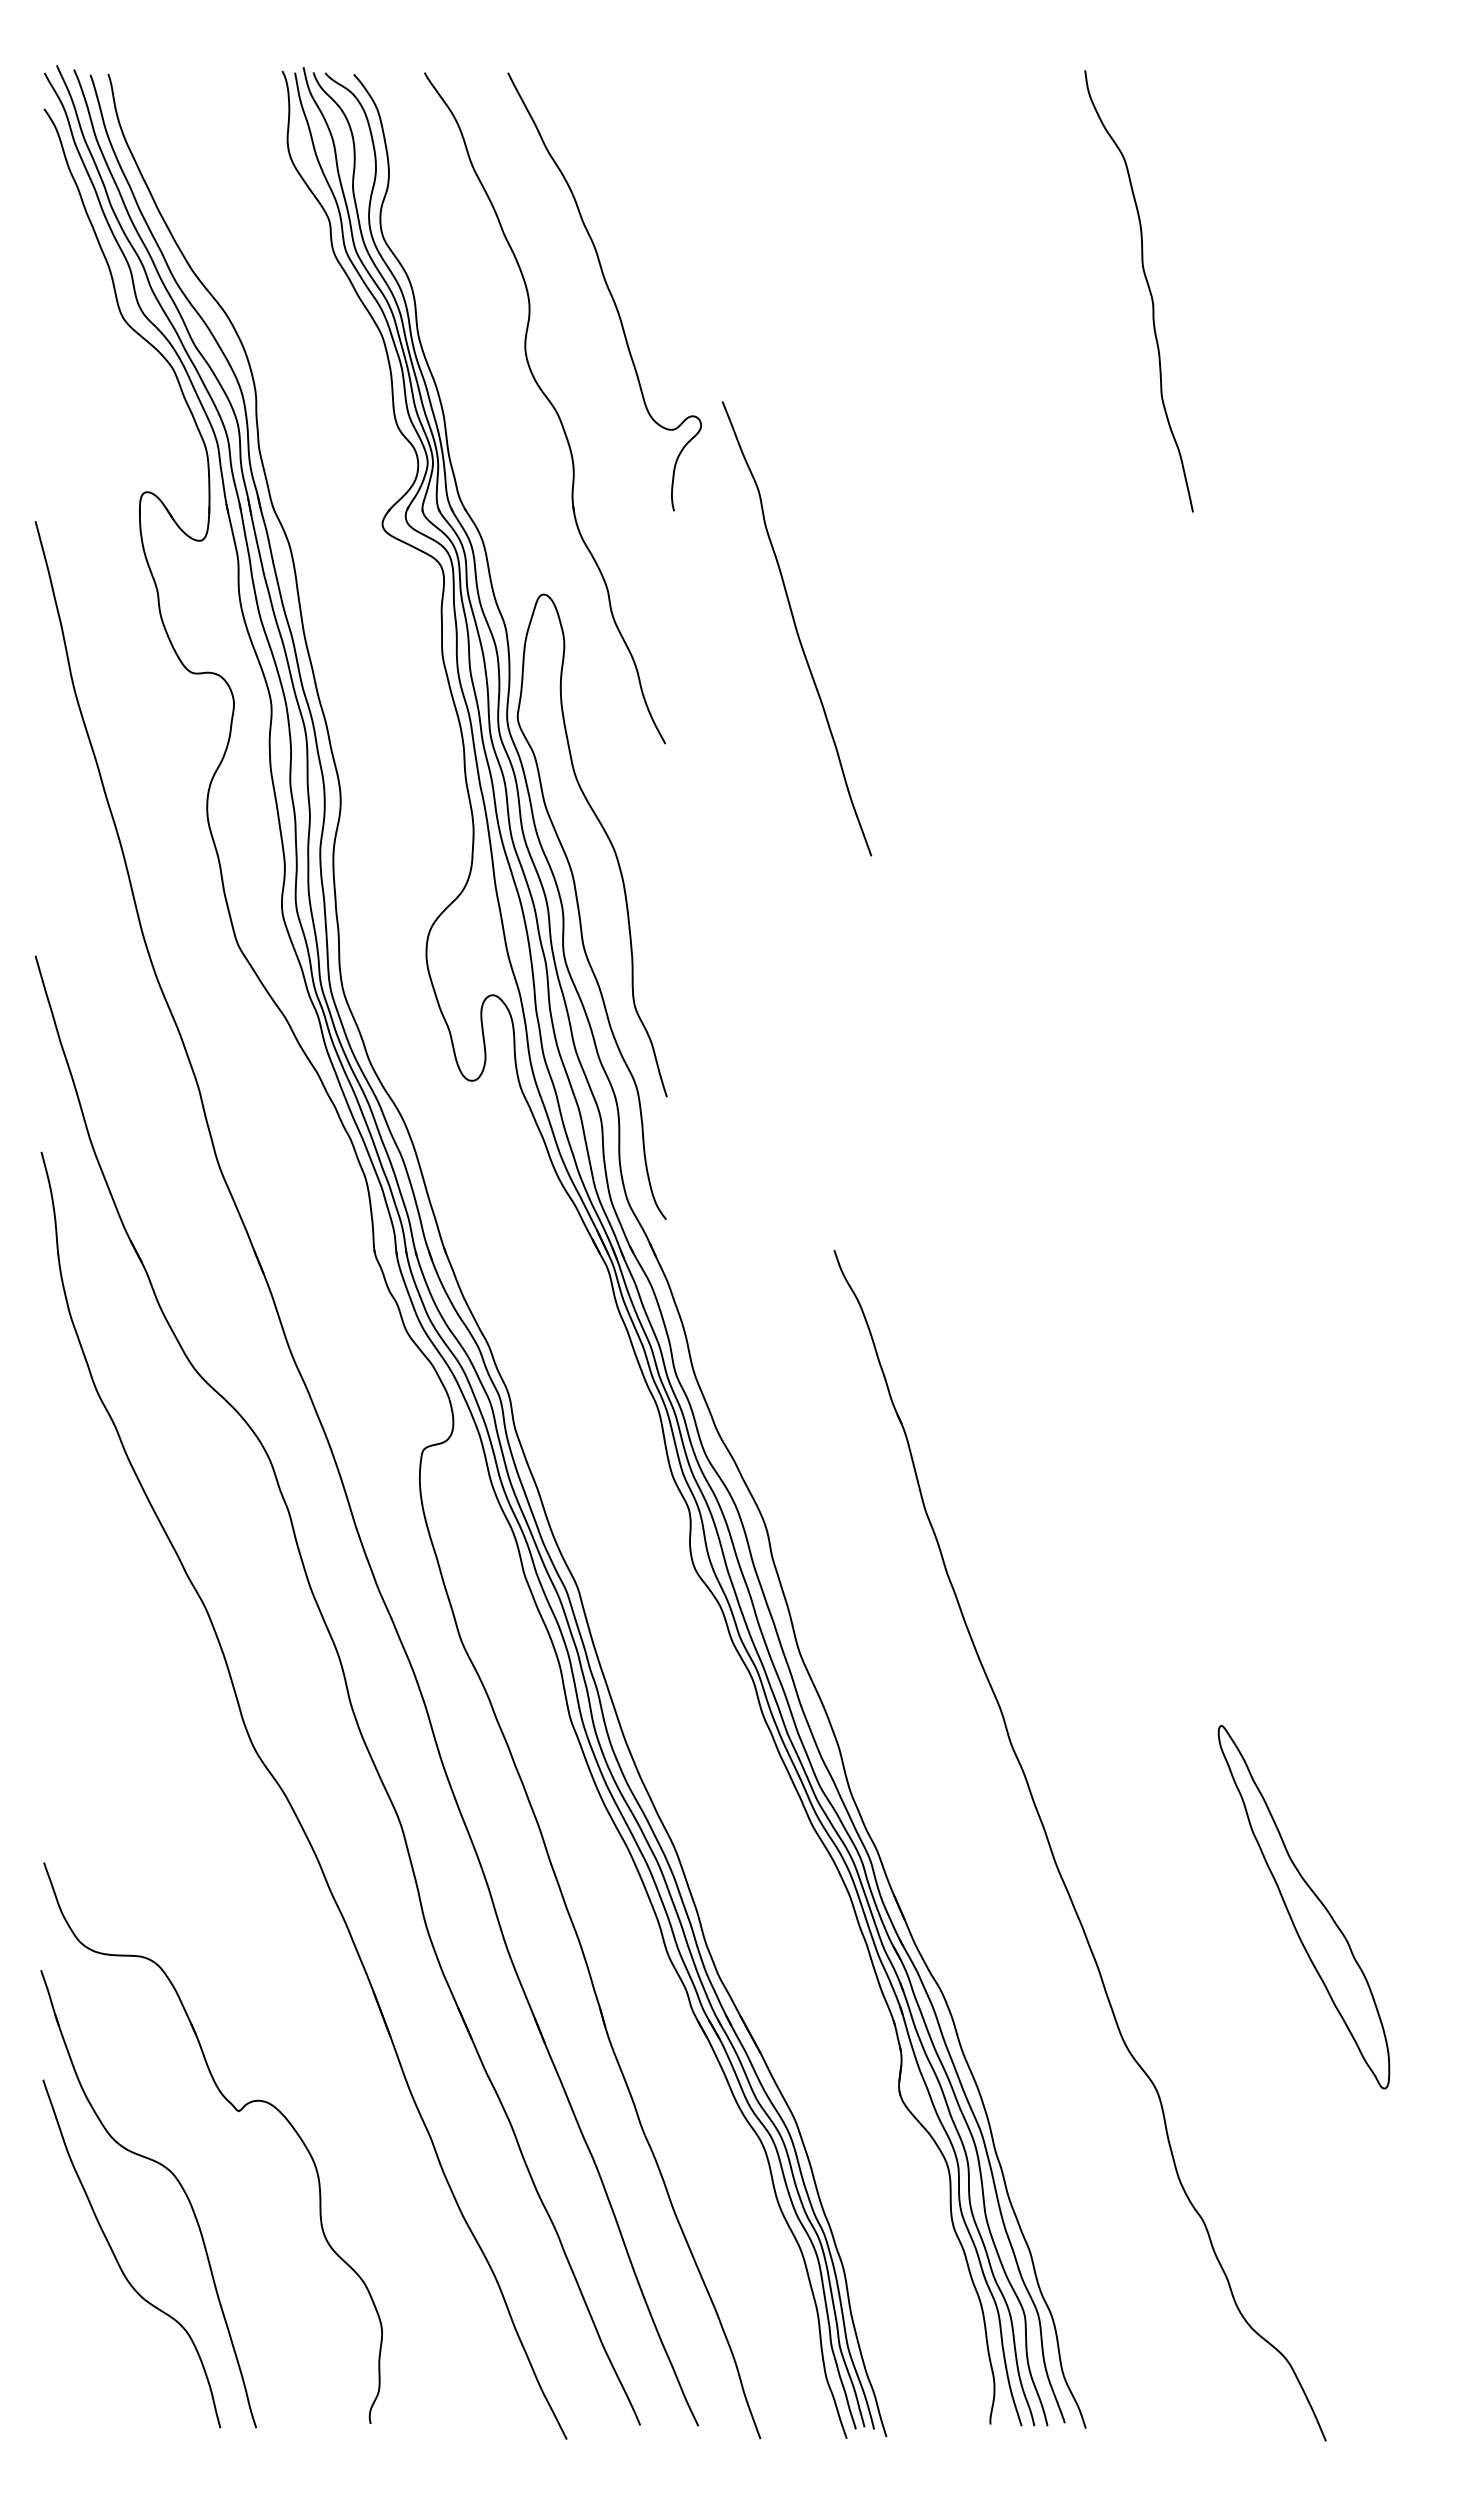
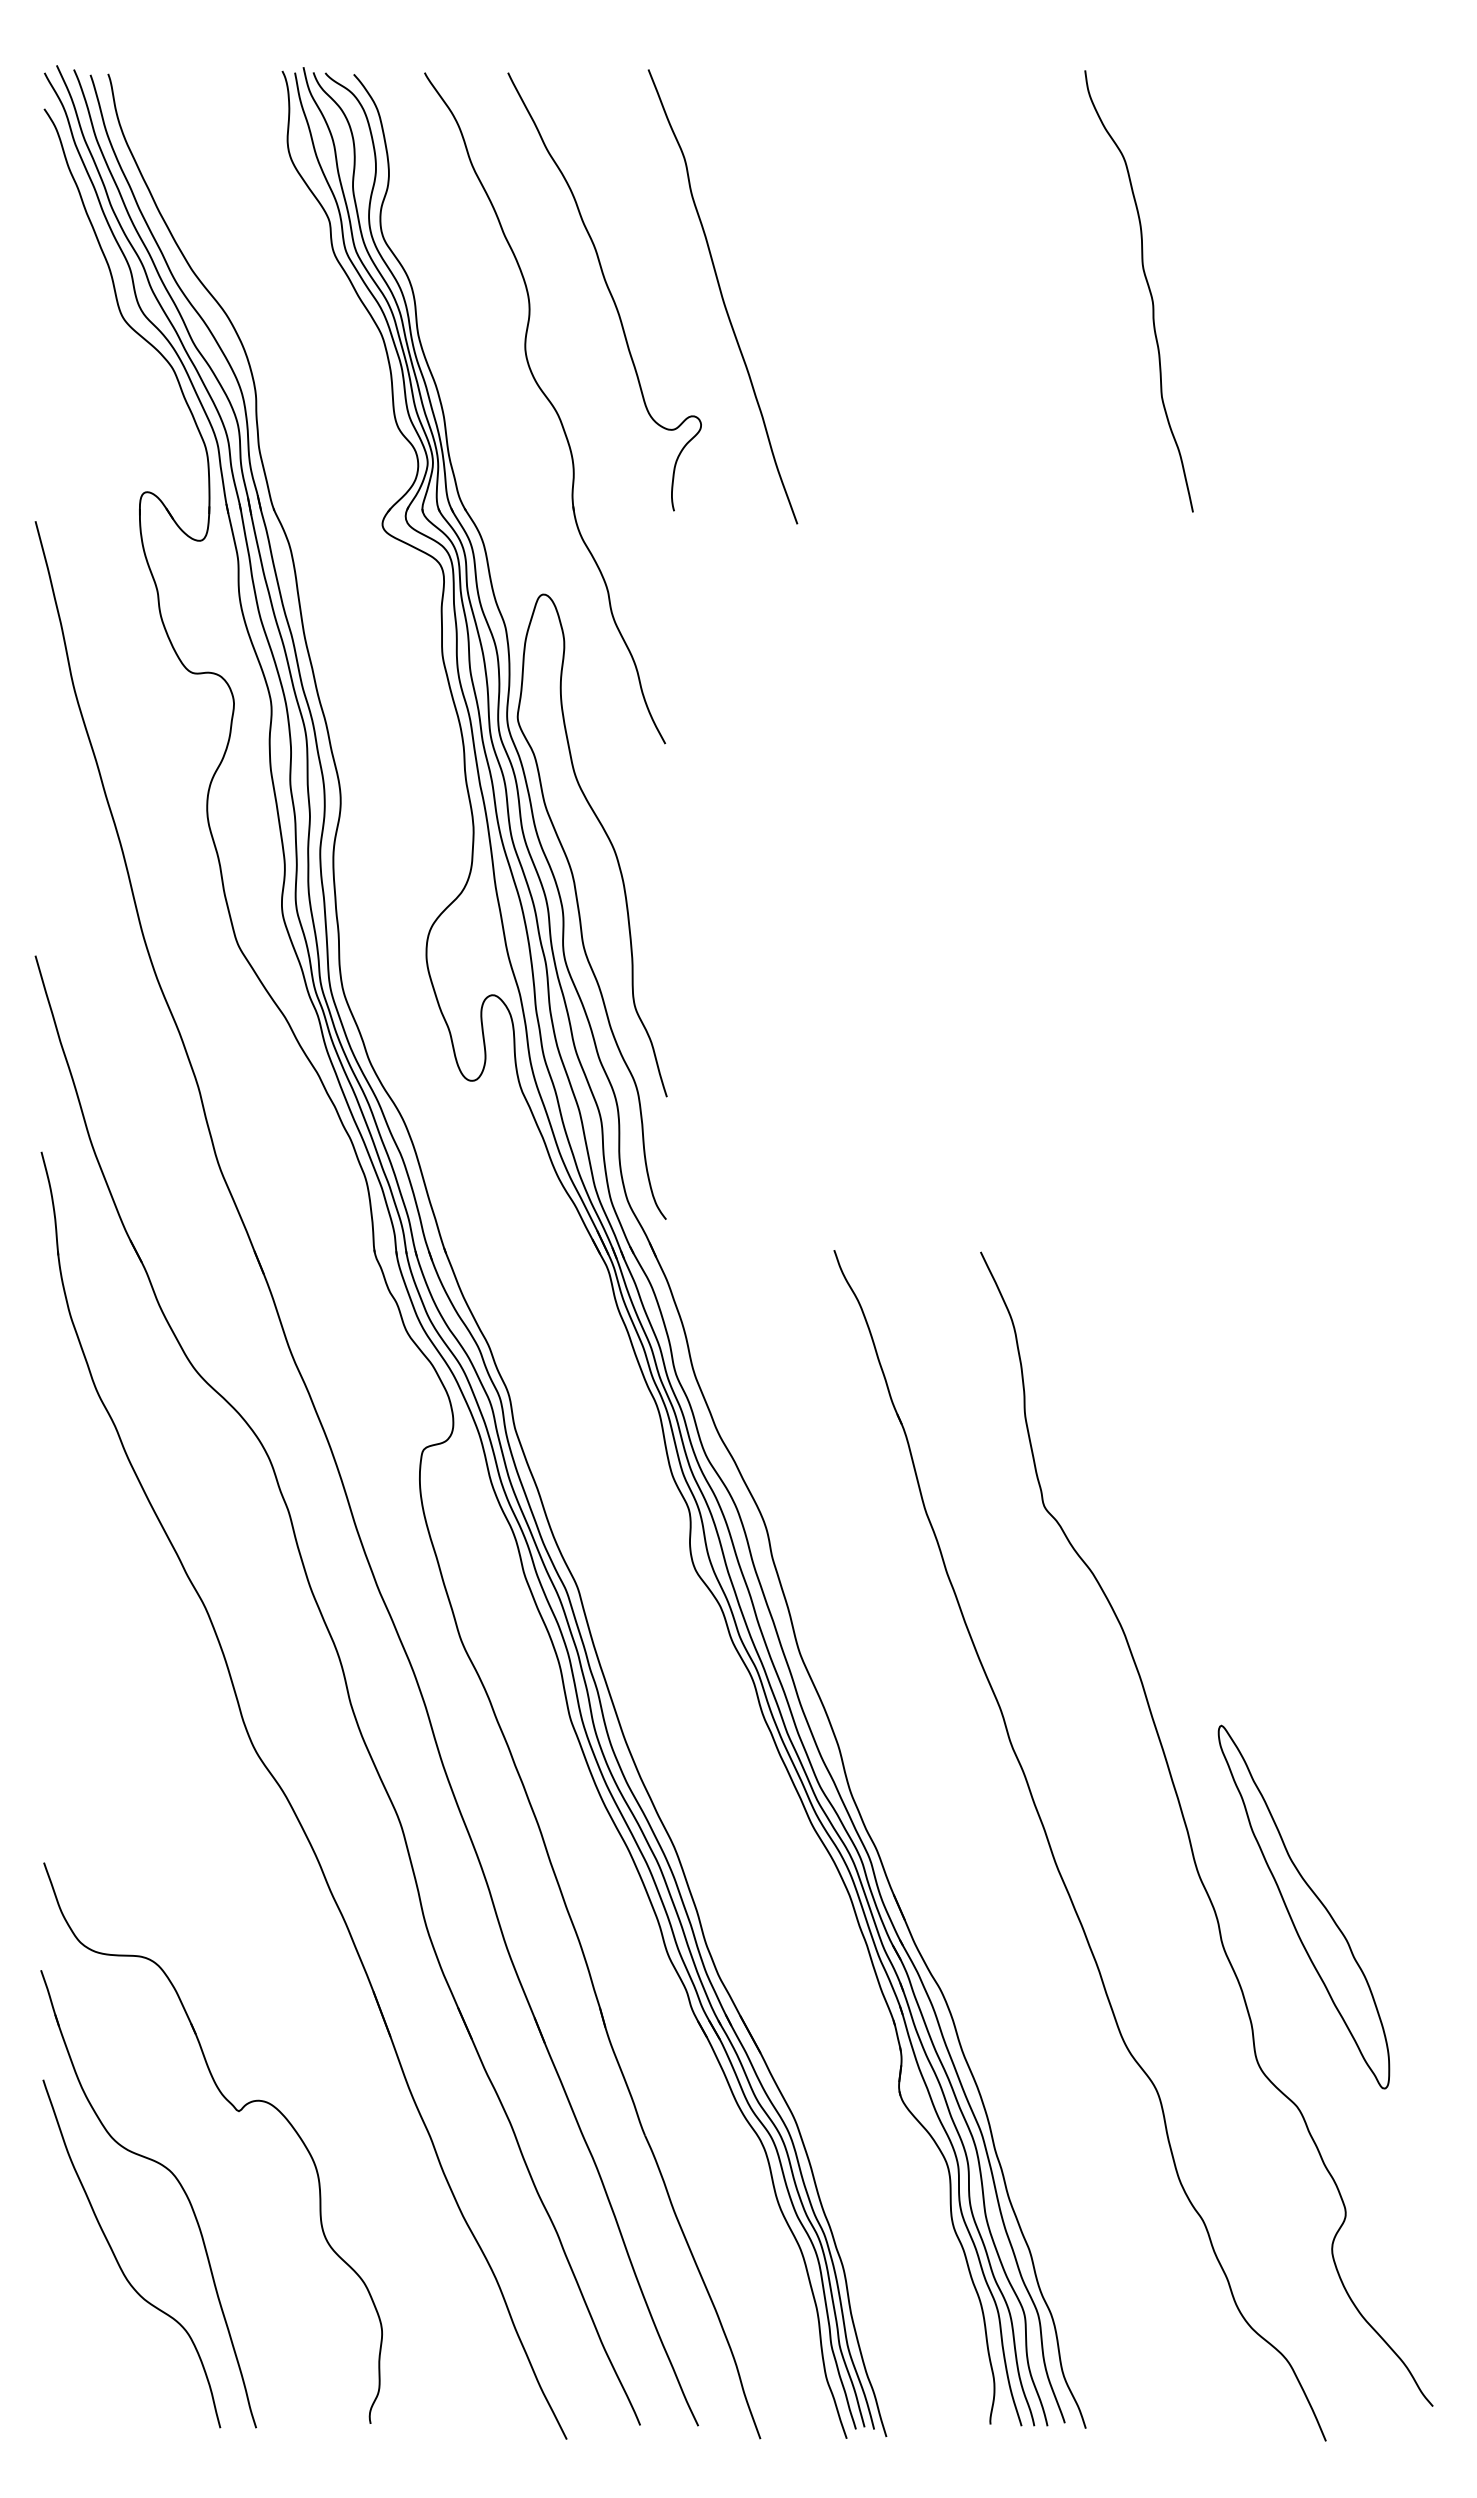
curve position: (796, 628) -> (722, 296) (722, 296)
curve: none -> present (1189, 1833)
